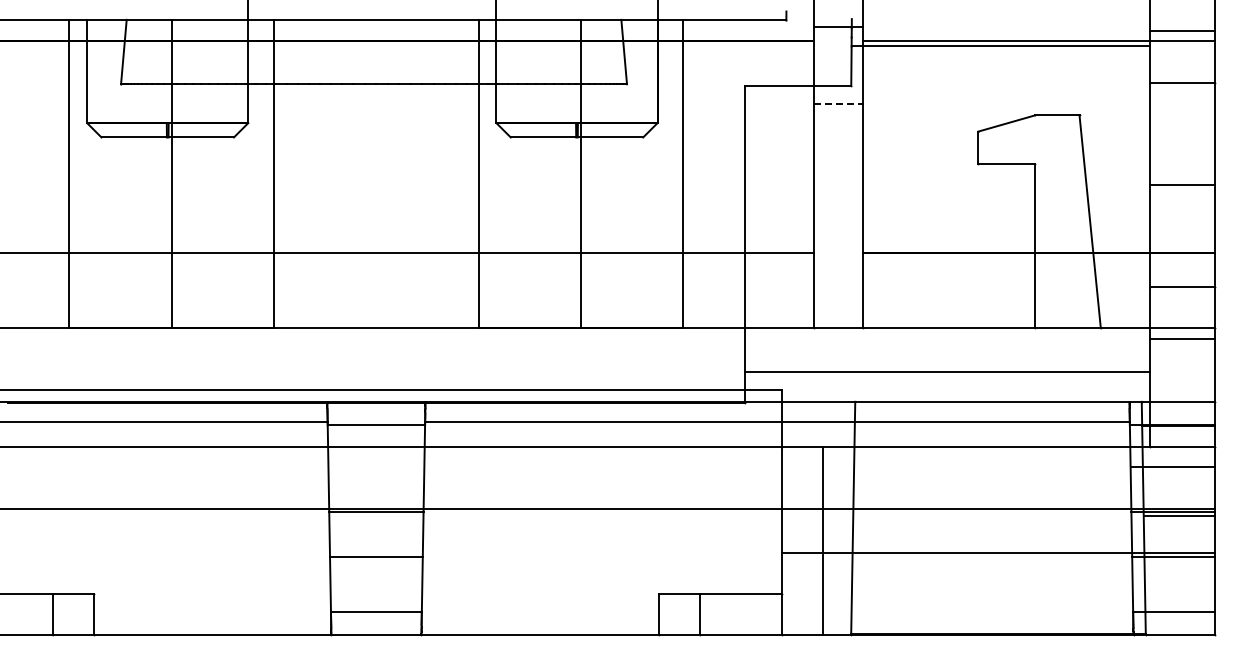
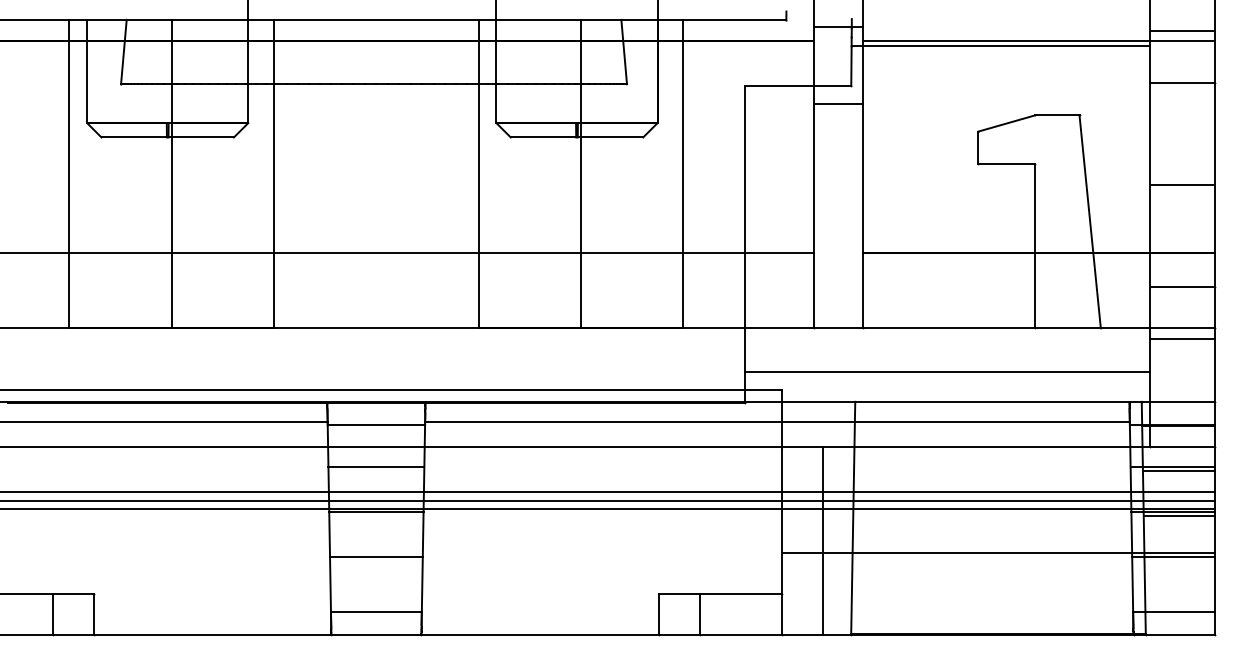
line: dashed -> solid (838, 103)
line: none -> present (376, 467)
line: none -> present (1178, 471)
line: none -> present (608, 491)
line: none -> present (608, 501)
